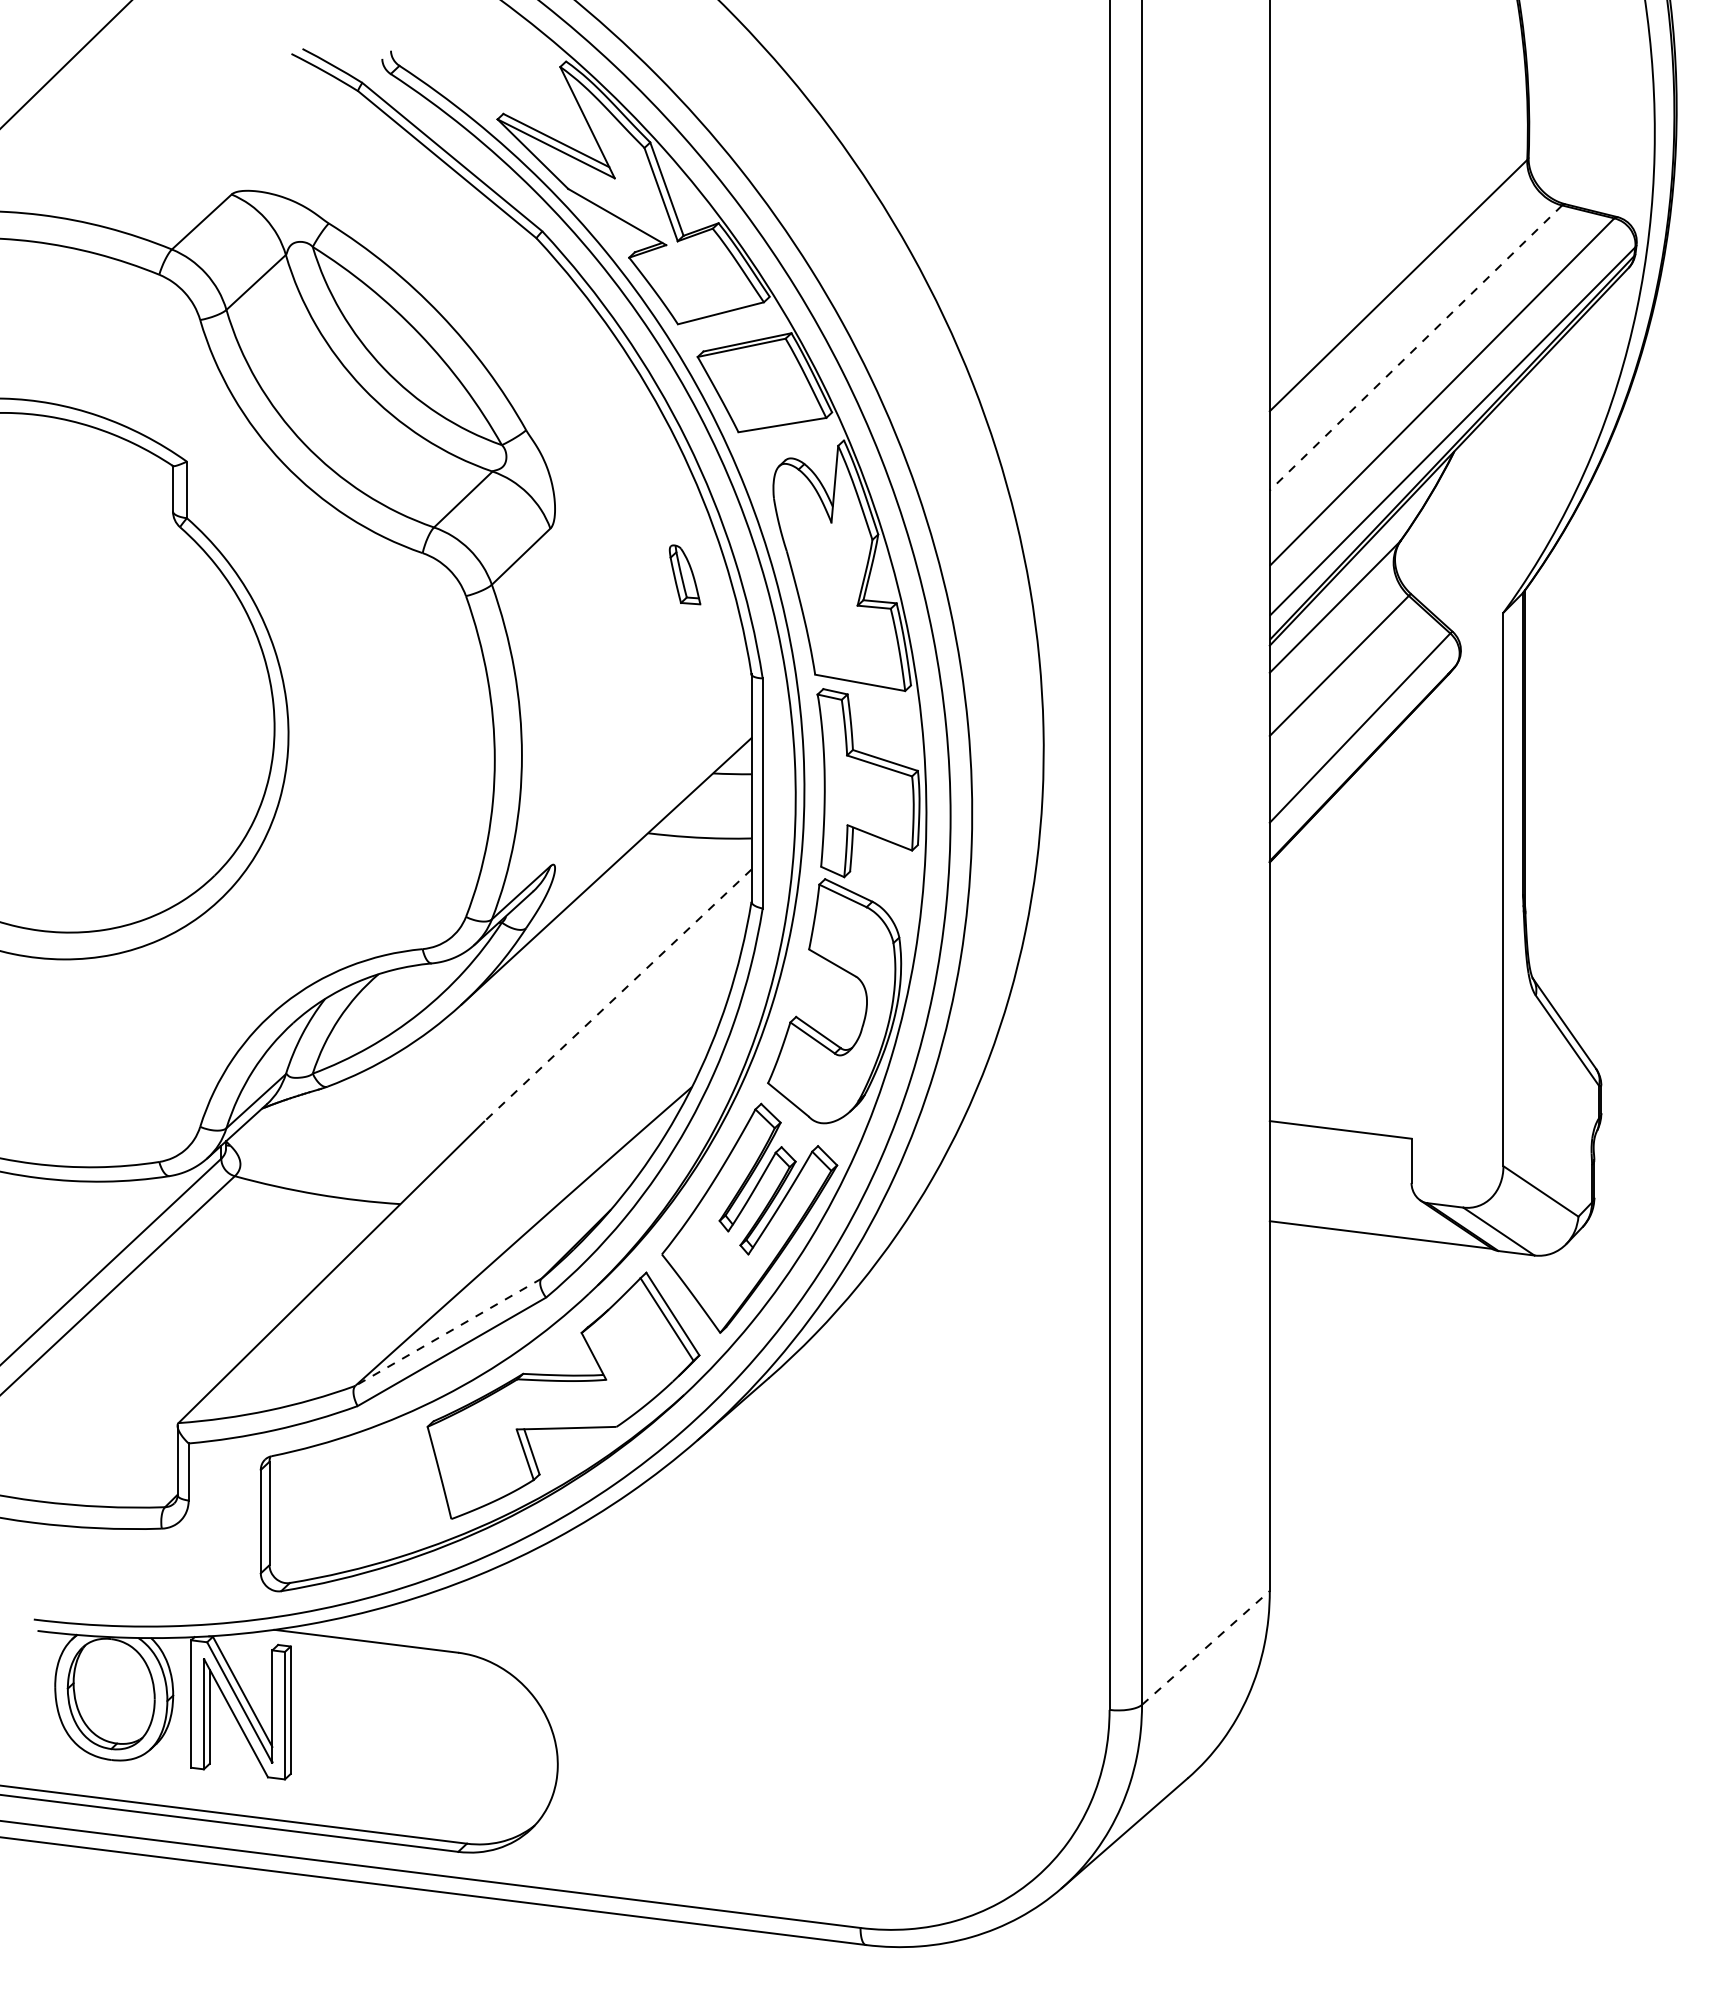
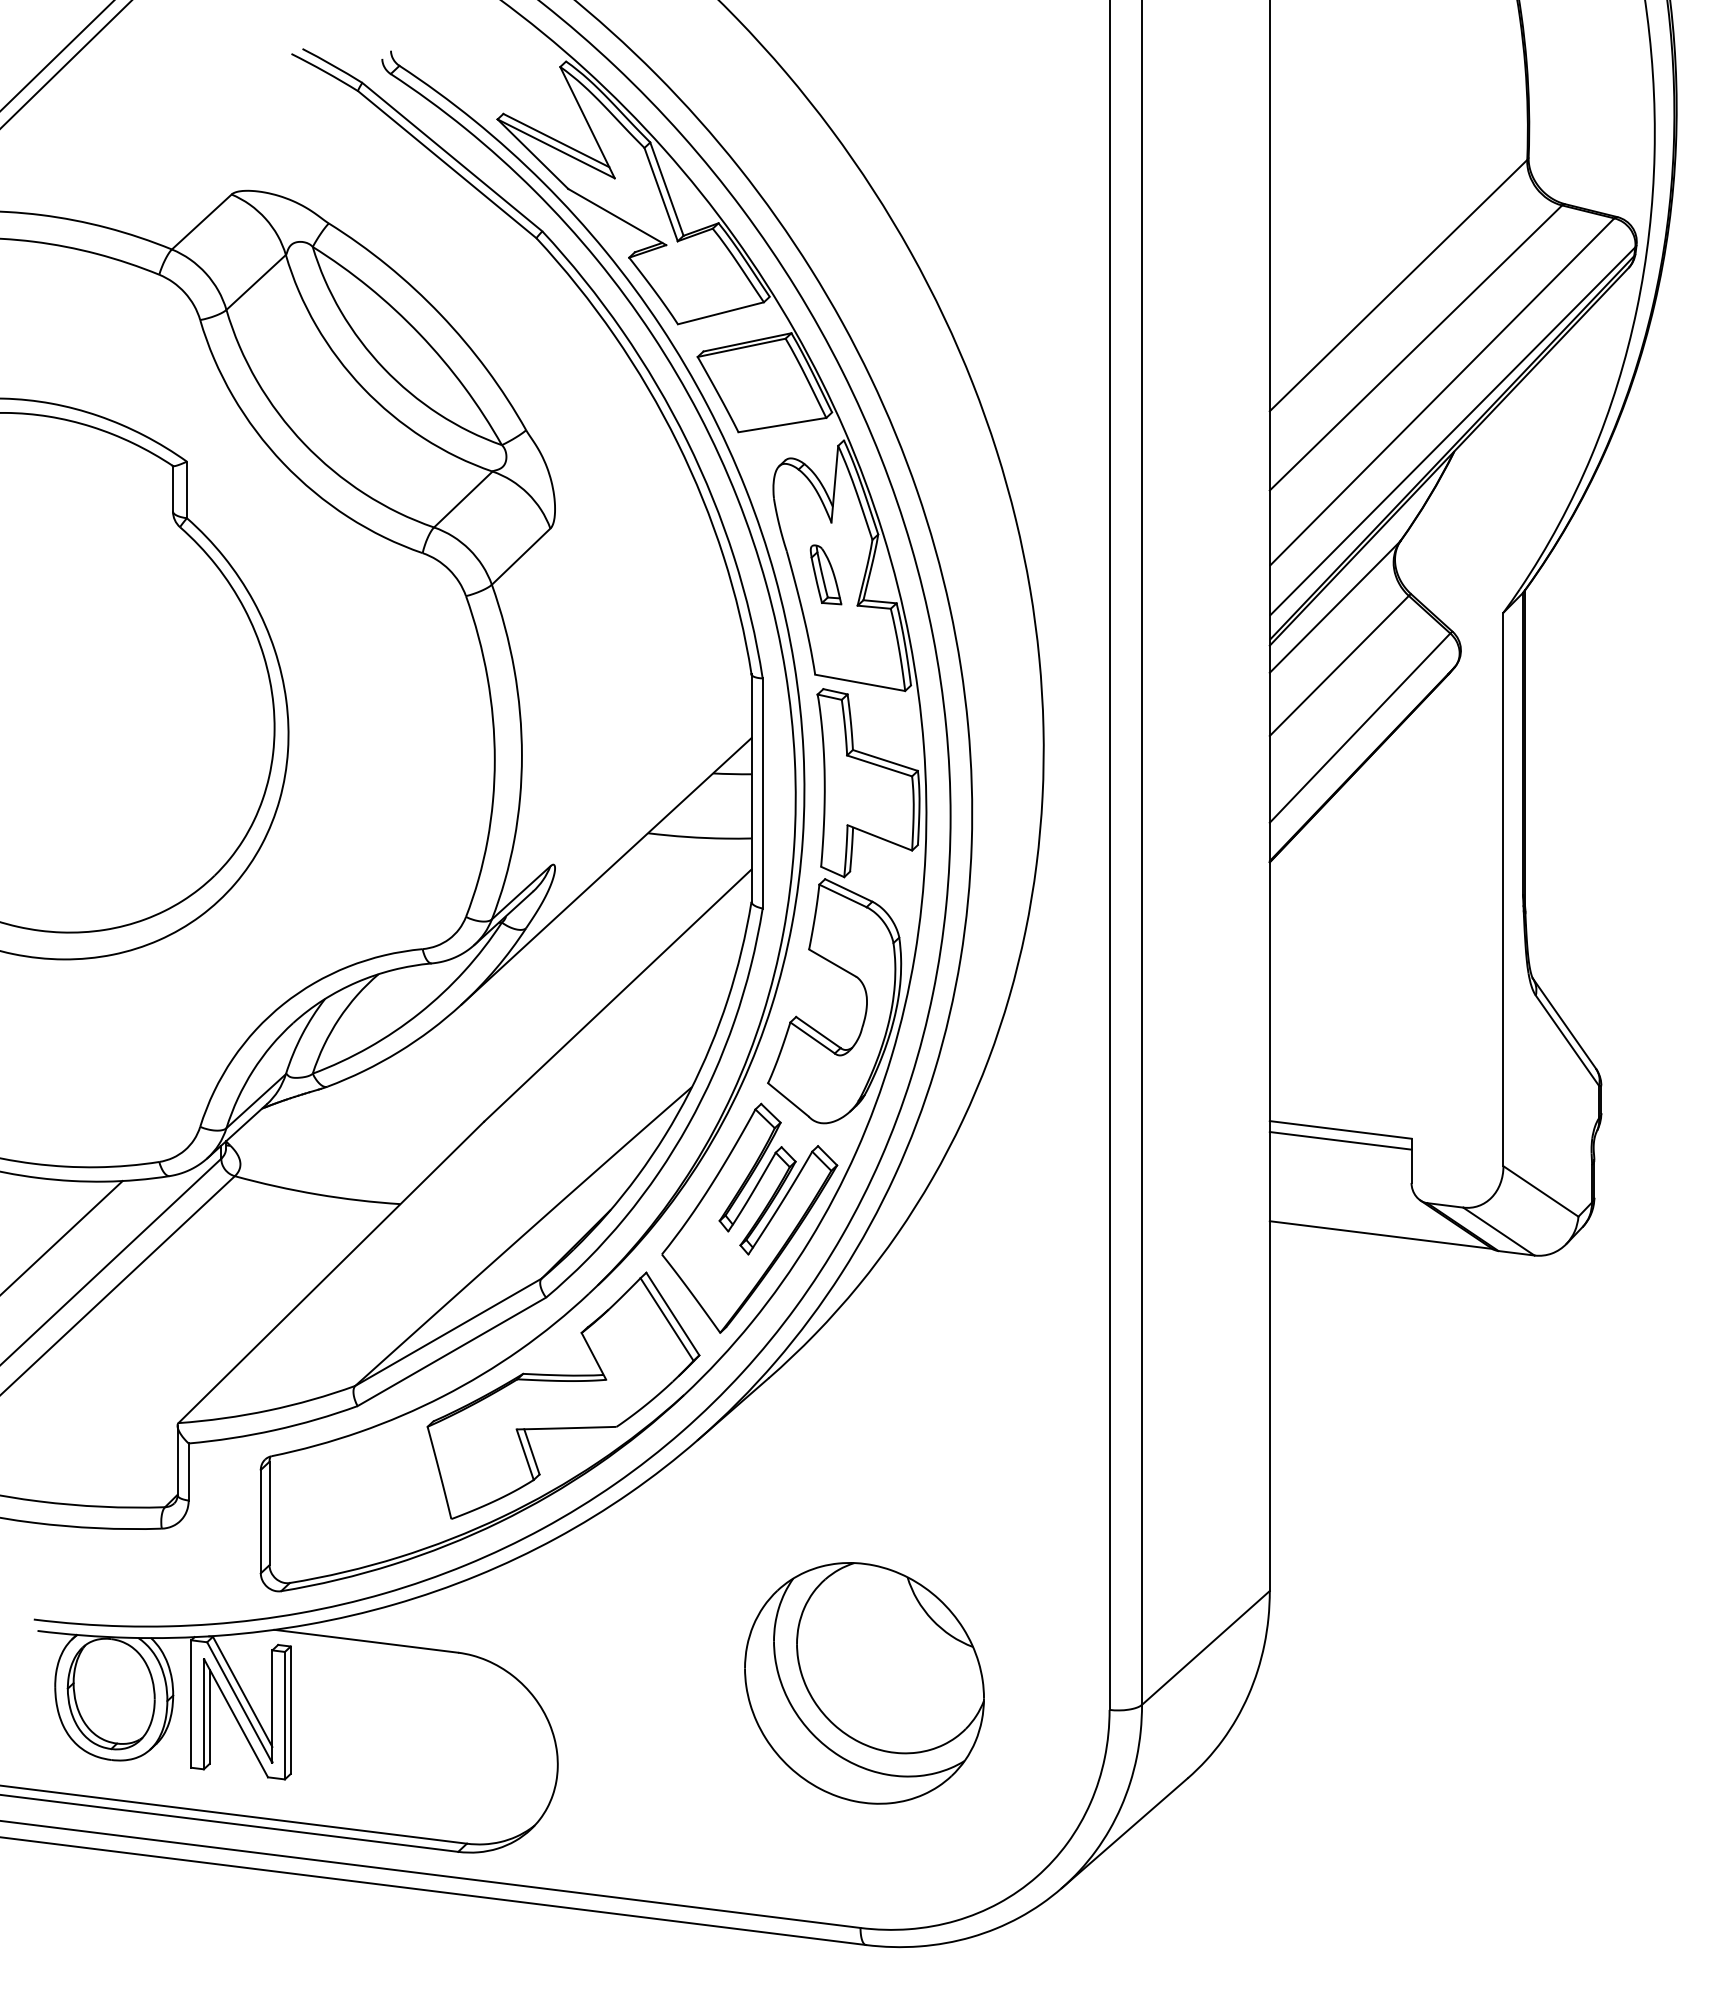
line: none -> present (57, 55)
line: dashed -> solid (1415, 348)
part position: (684, 574) -> (825, 574) (825, 574)
line: dashed -> solid (617, 995)
line: none -> present (1340, 1140)
line: none -> present (62, 1237)
line: dashed -> solid (448, 1332)
line: dashed -> solid (1205, 1647)
part: none -> present (864, 1683)
